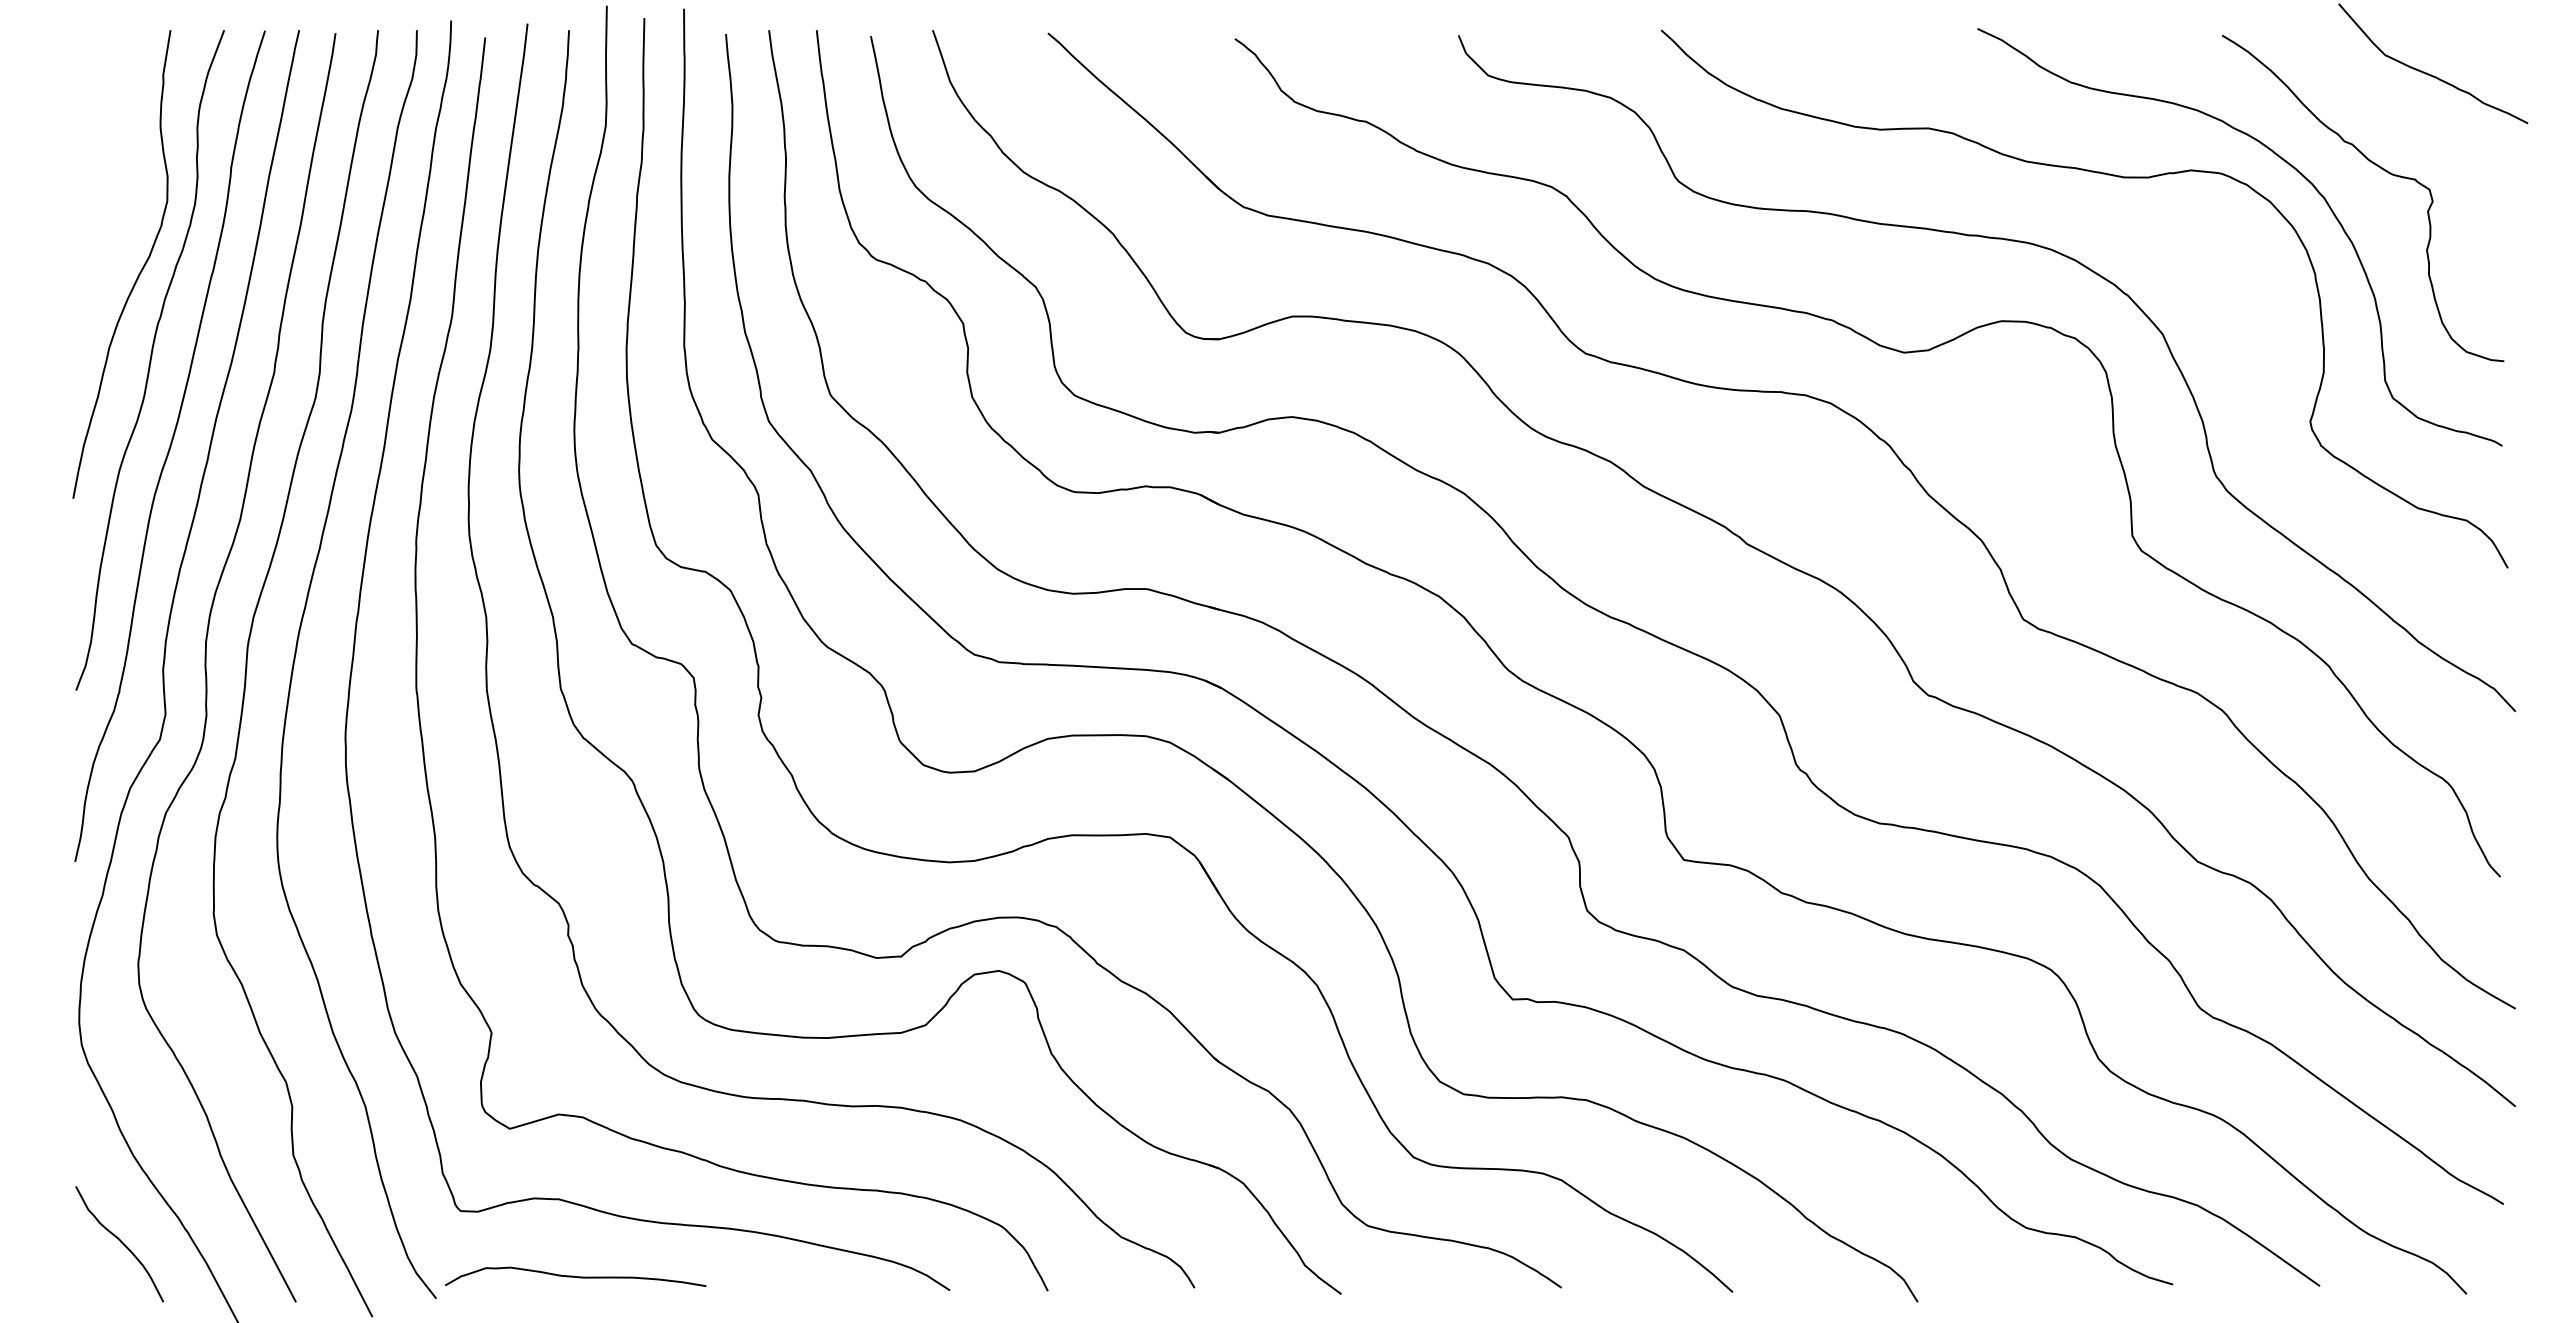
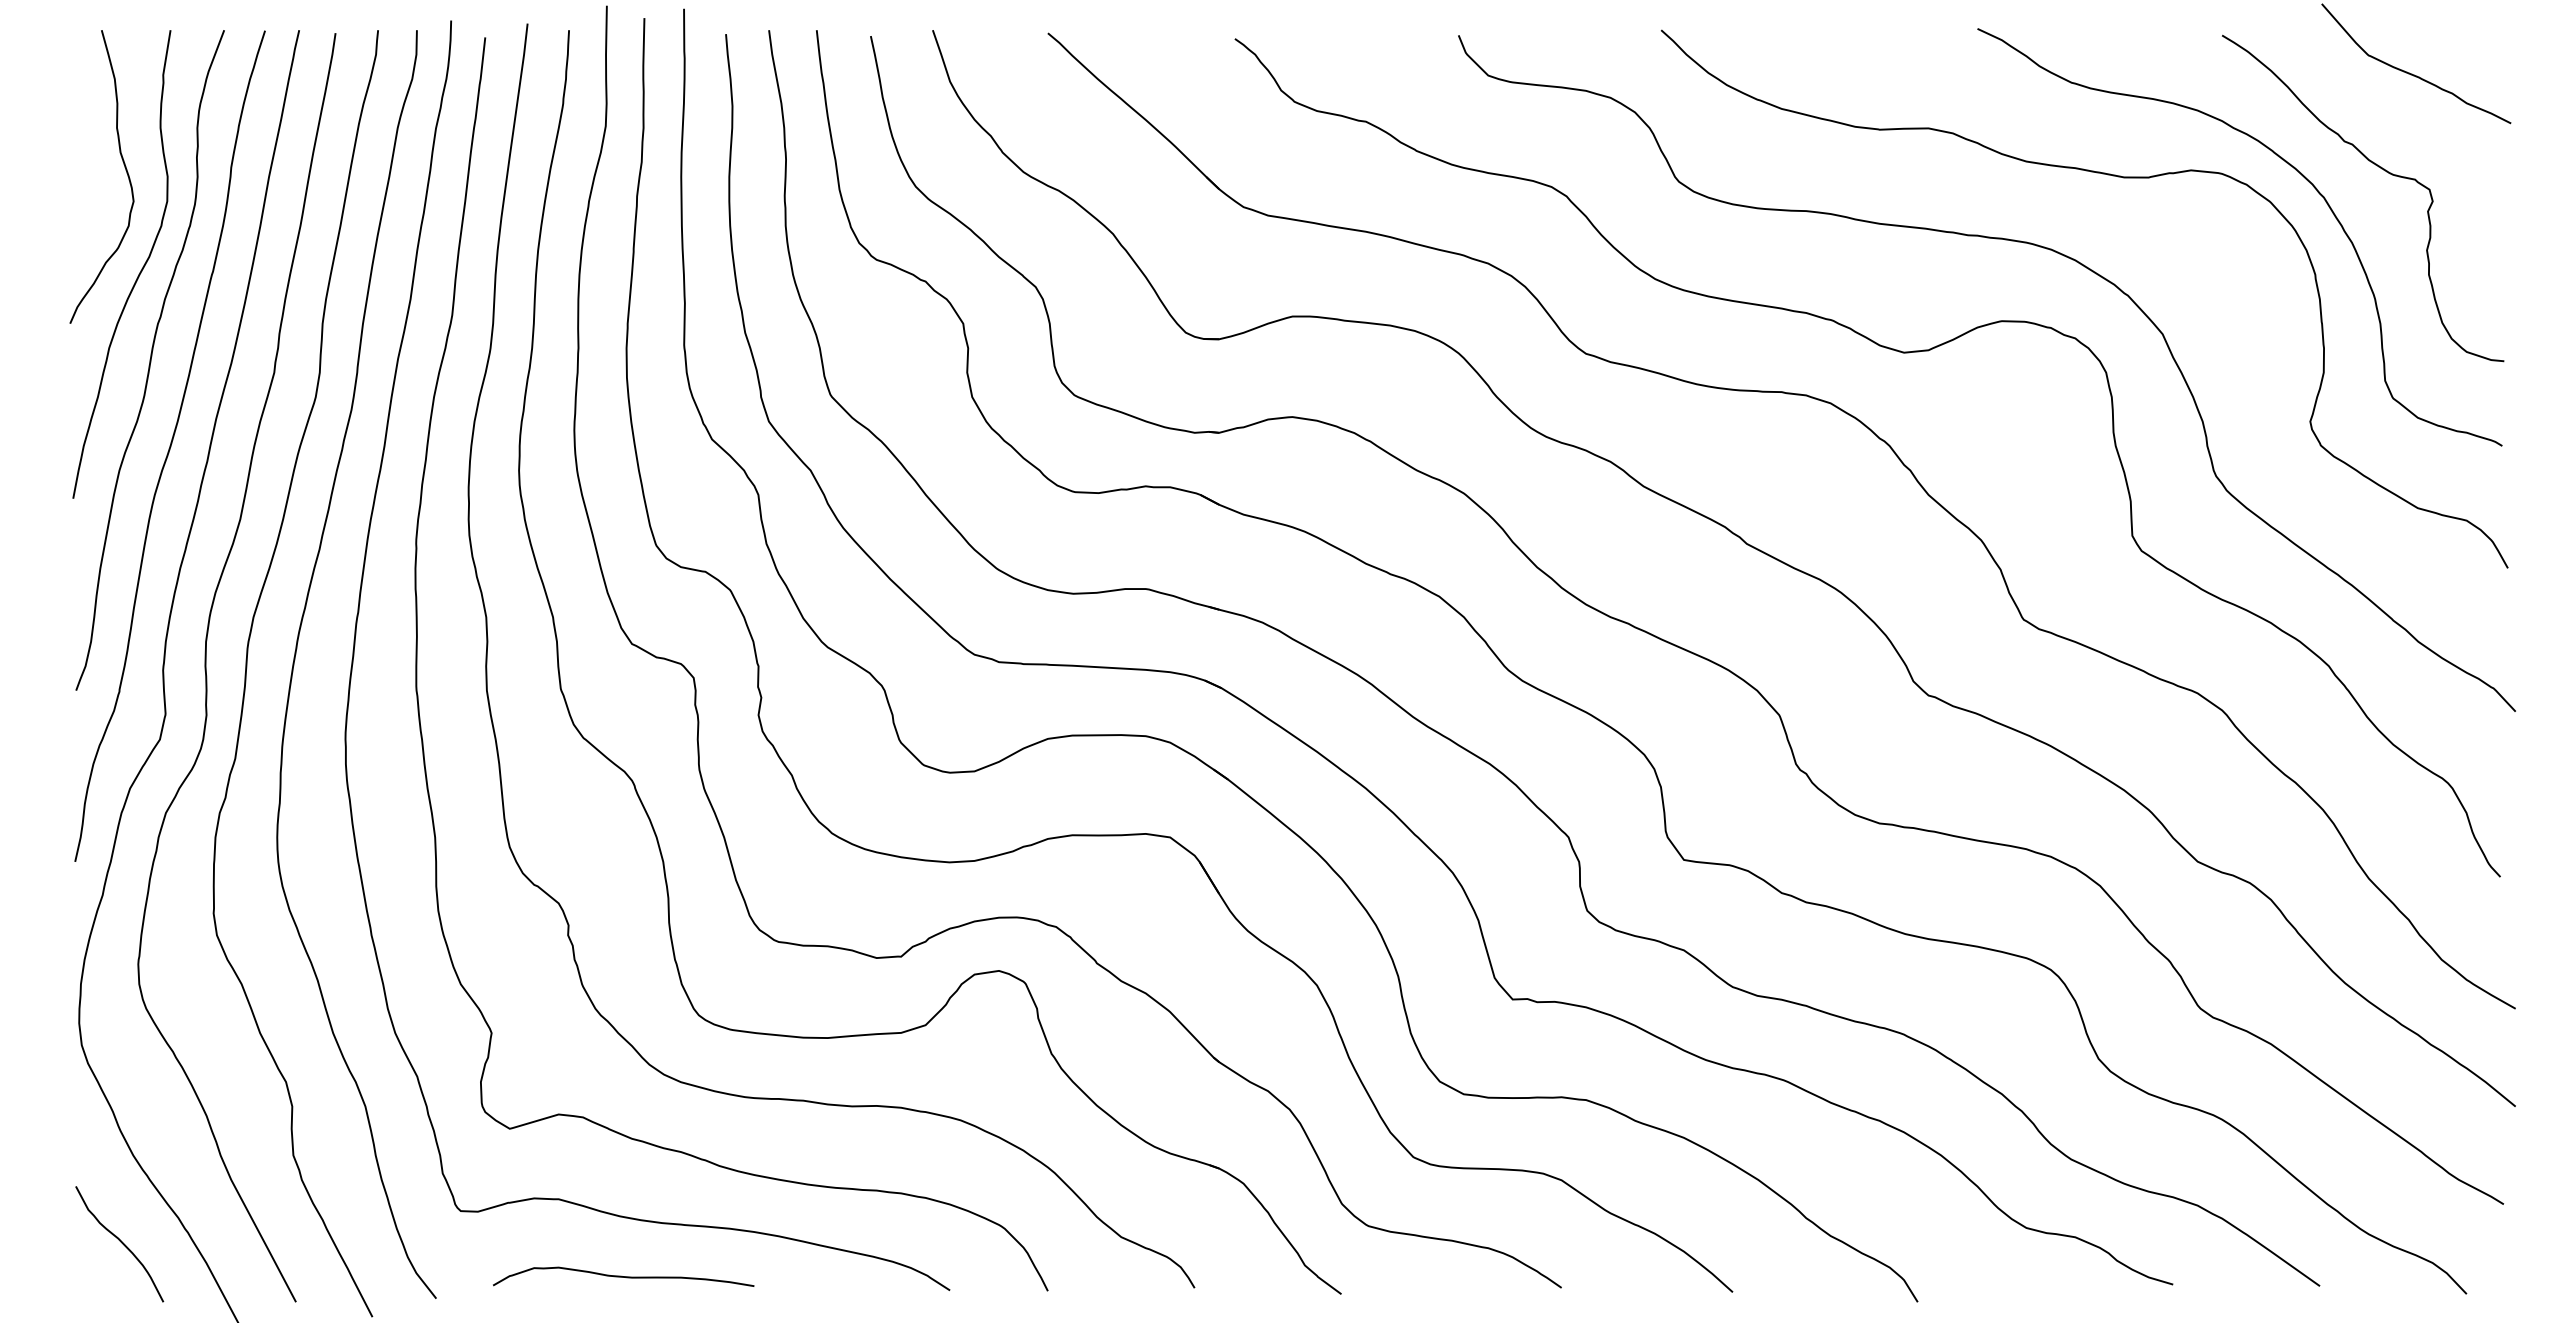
curve position: (2429, 73) -> (2412, 73) (2412, 73)
curve: none -> present (124, 167)
curve position: (575, 1276) -> (623, 1276) (623, 1276)
